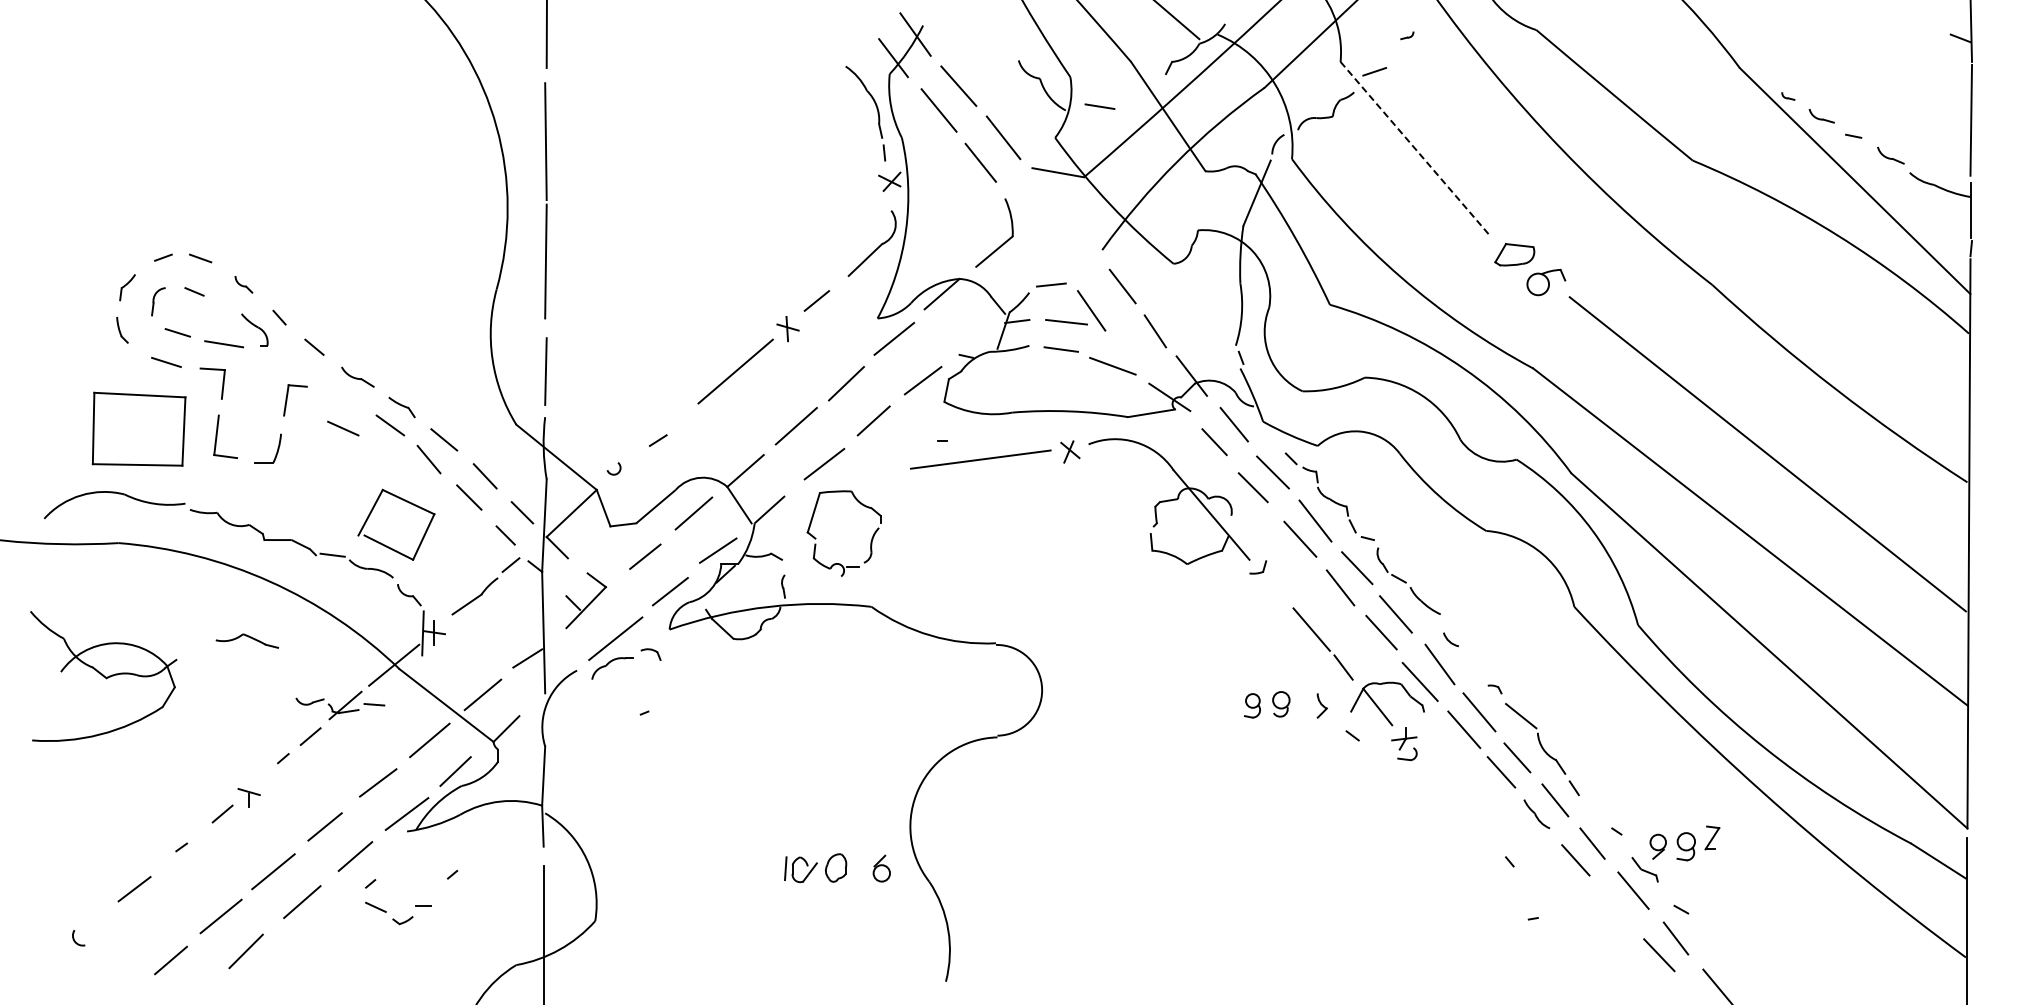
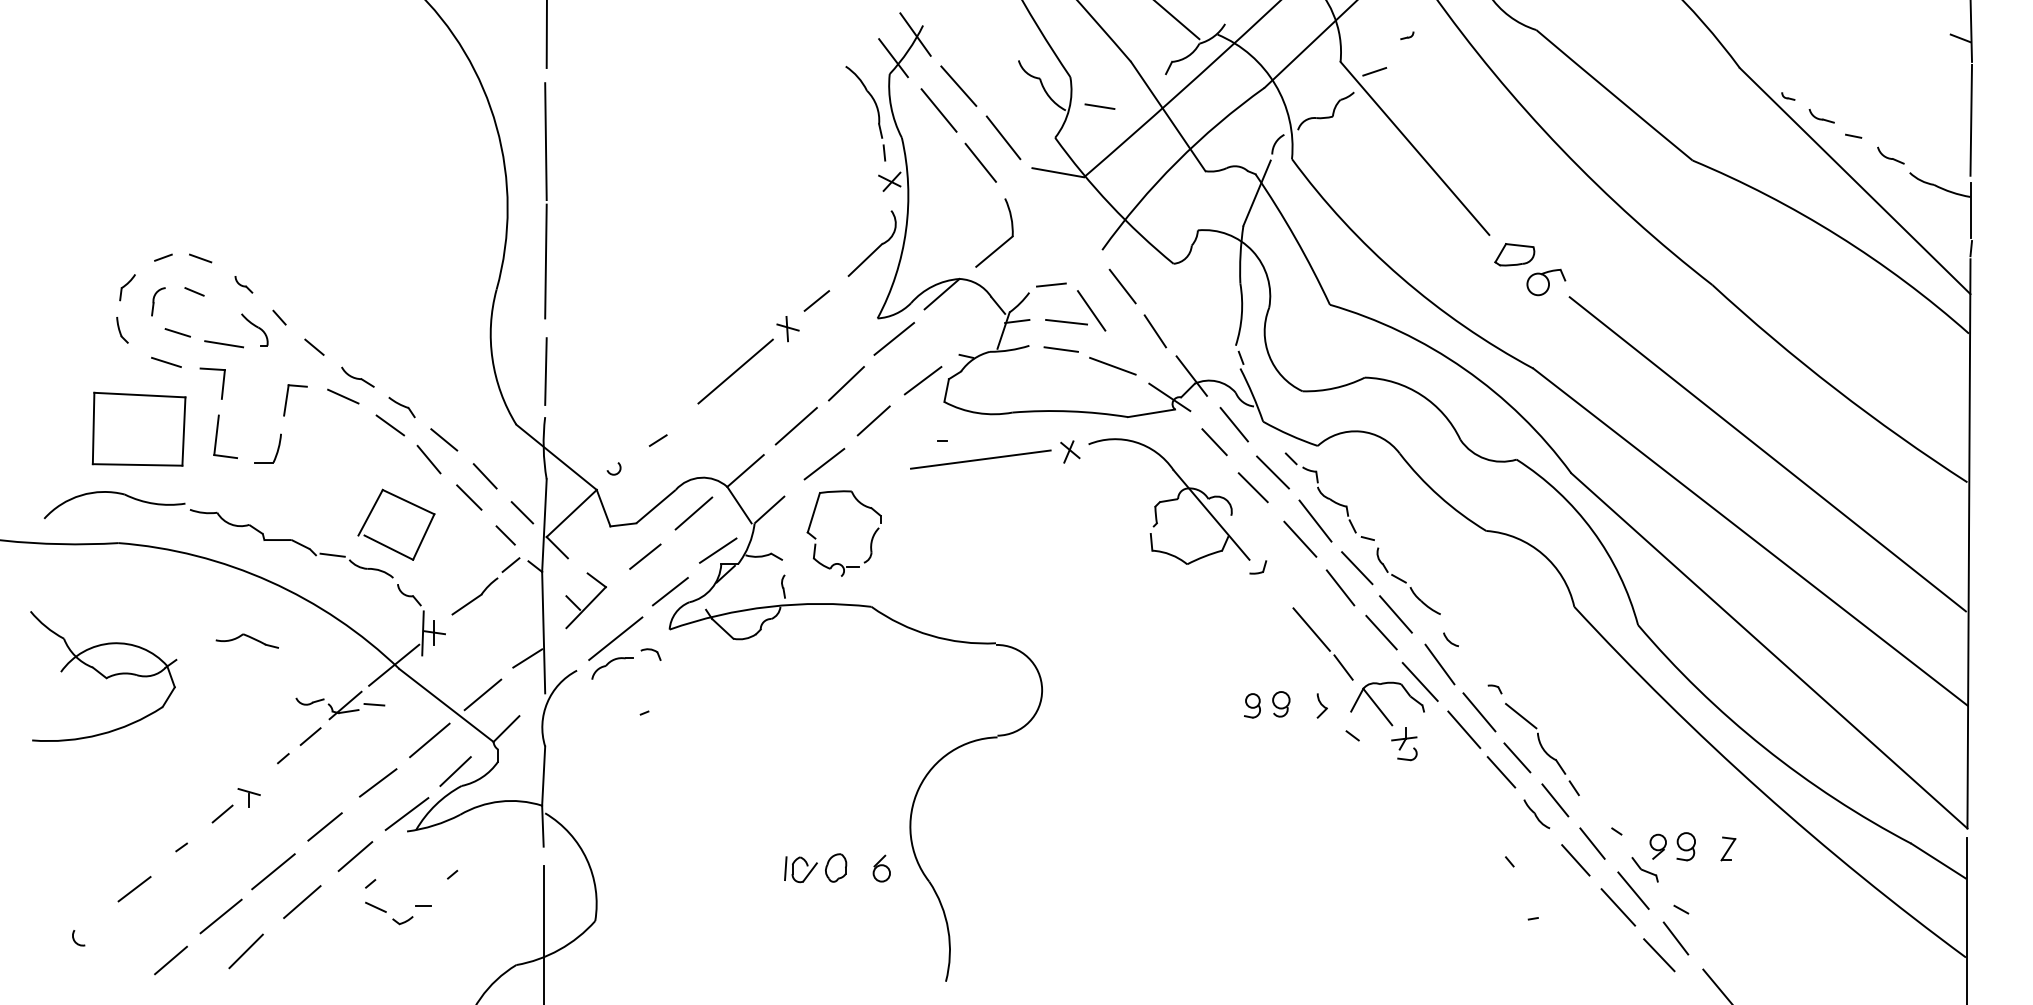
line: dashed -> solid (1415, 148)
line position: (343, 428) -> (343, 396) (343, 396)
part position: (1712, 837) -> (1728, 848) (1728, 848)
line: none -> present (1618, 907)
